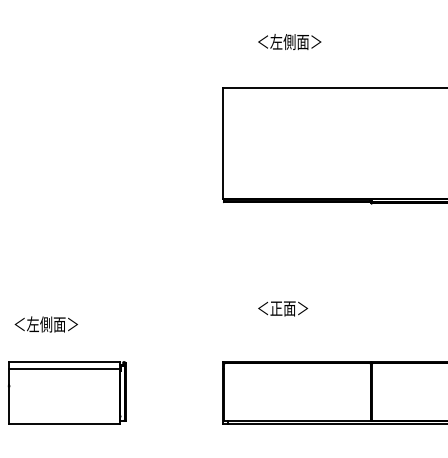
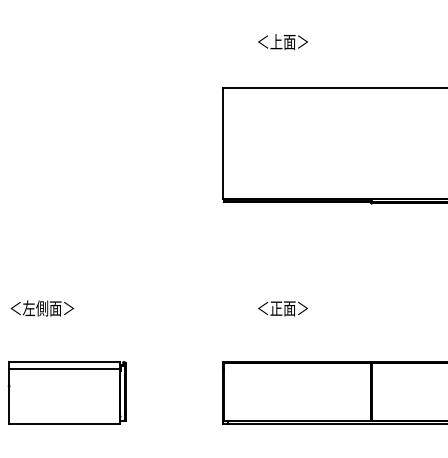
text: ＜左側面＞ -> ＜上面＞ (295, 42)
text position: (45, 324) -> (41, 308) (41, 308)
